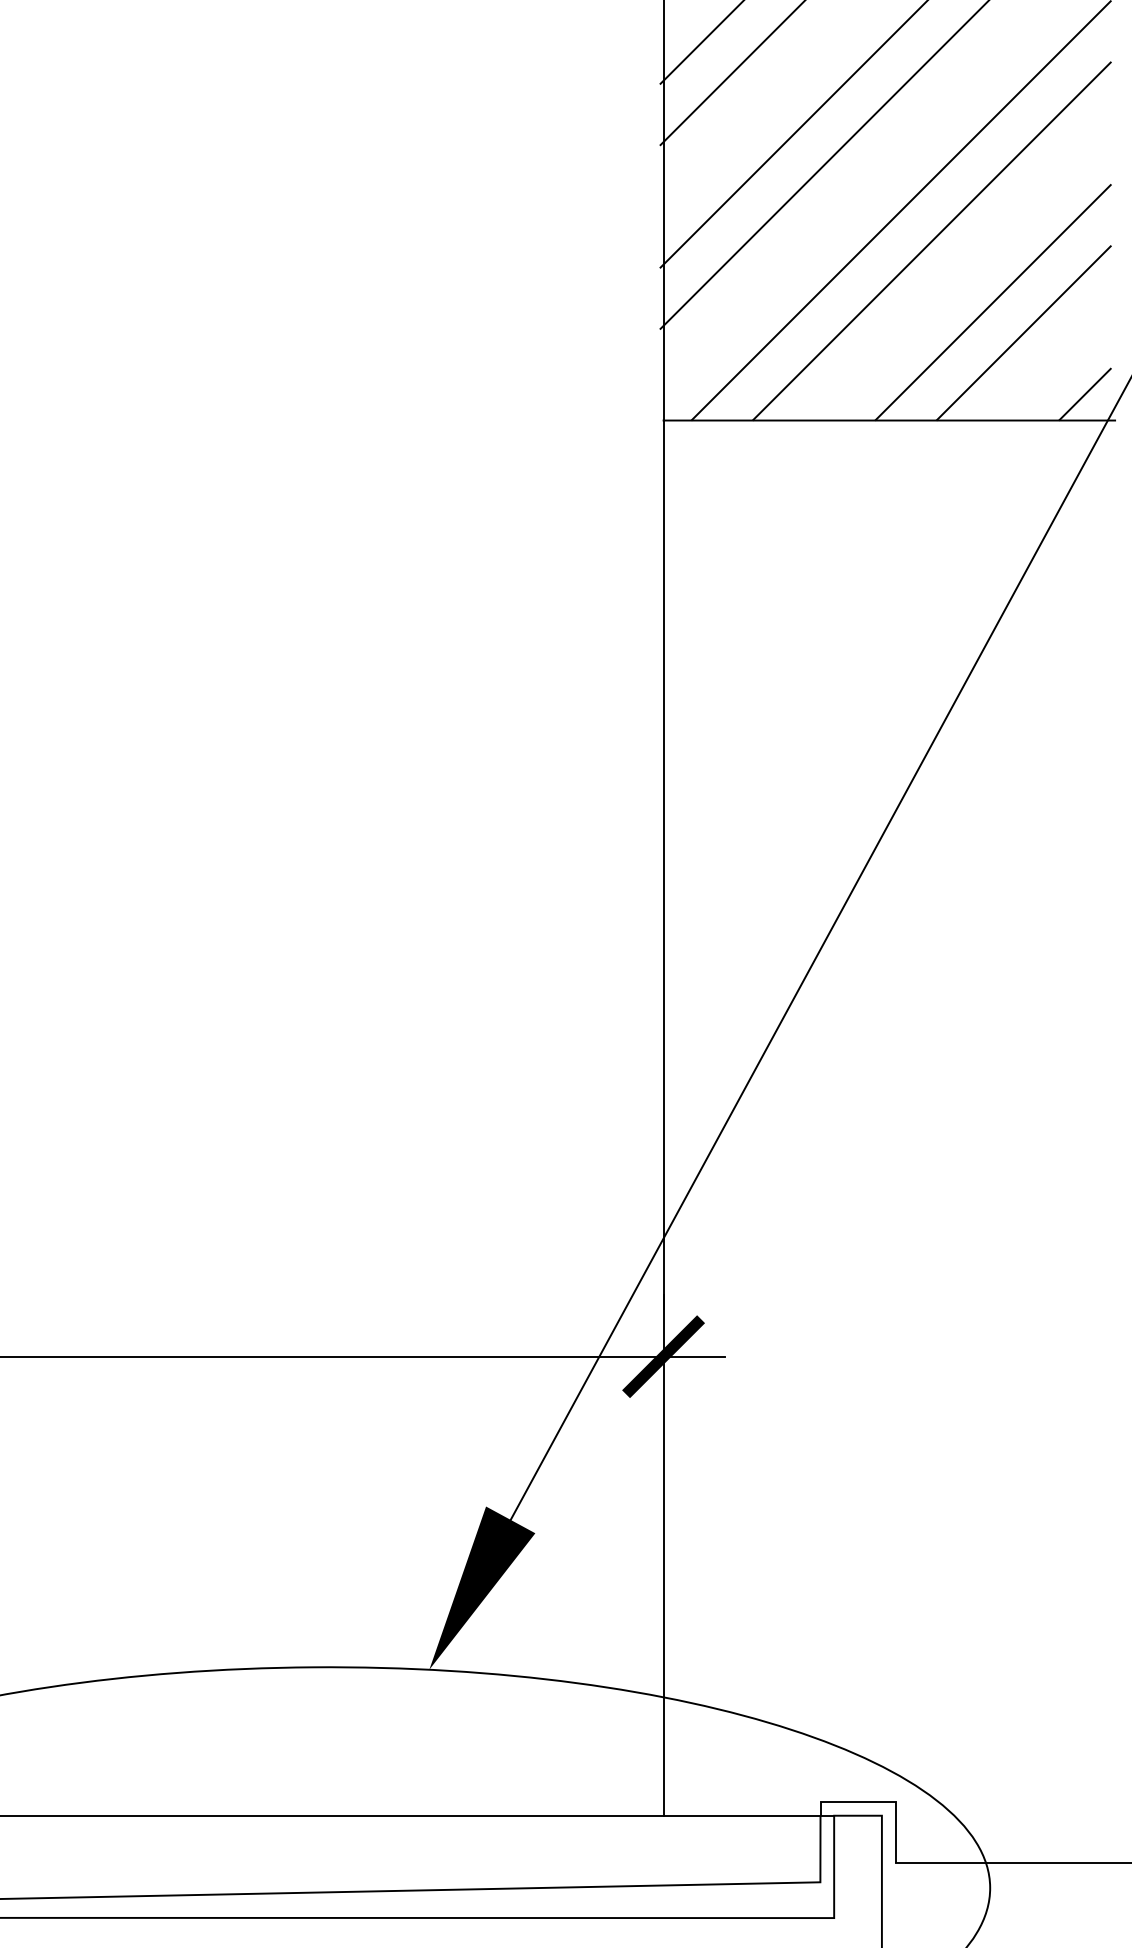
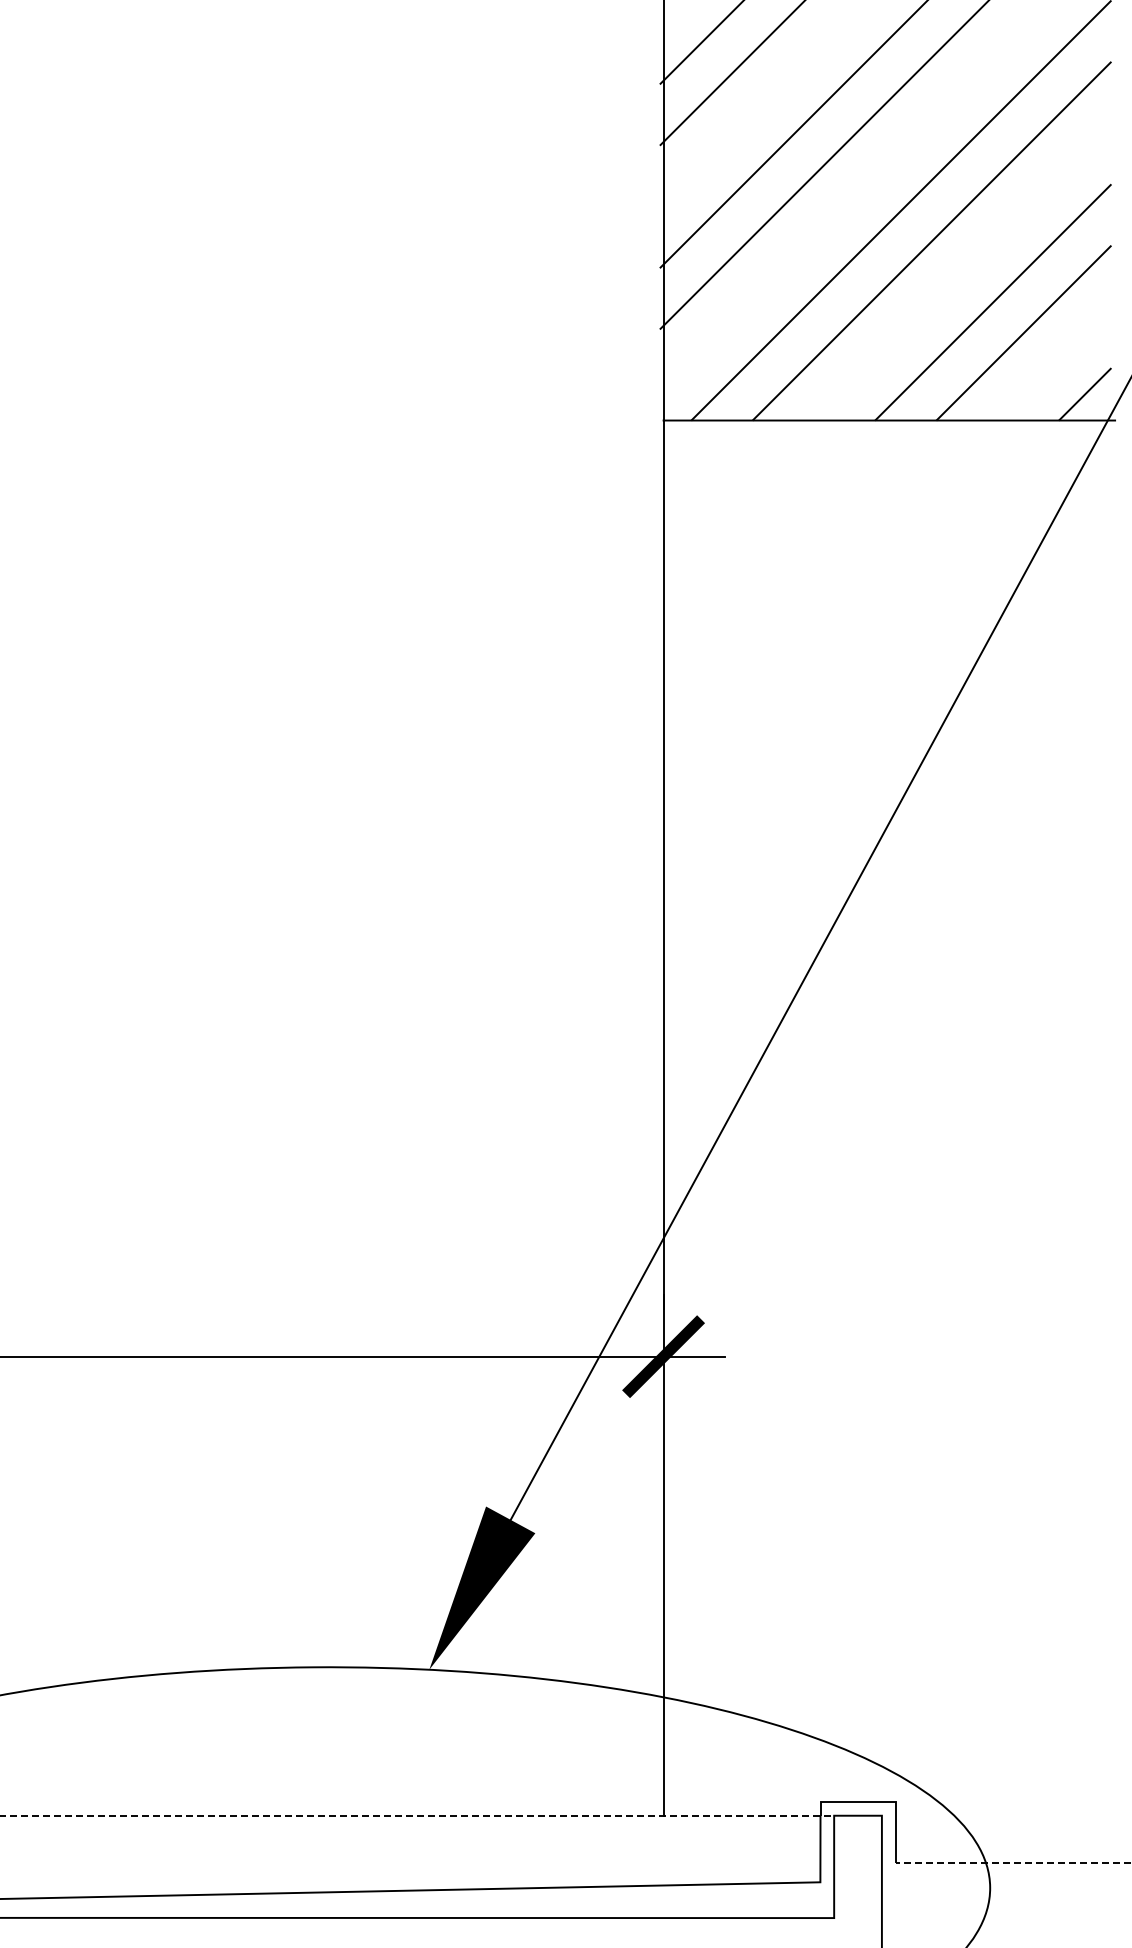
line: solid -> dashed (417, 1815)
line: solid -> dashed (1013, 1863)
